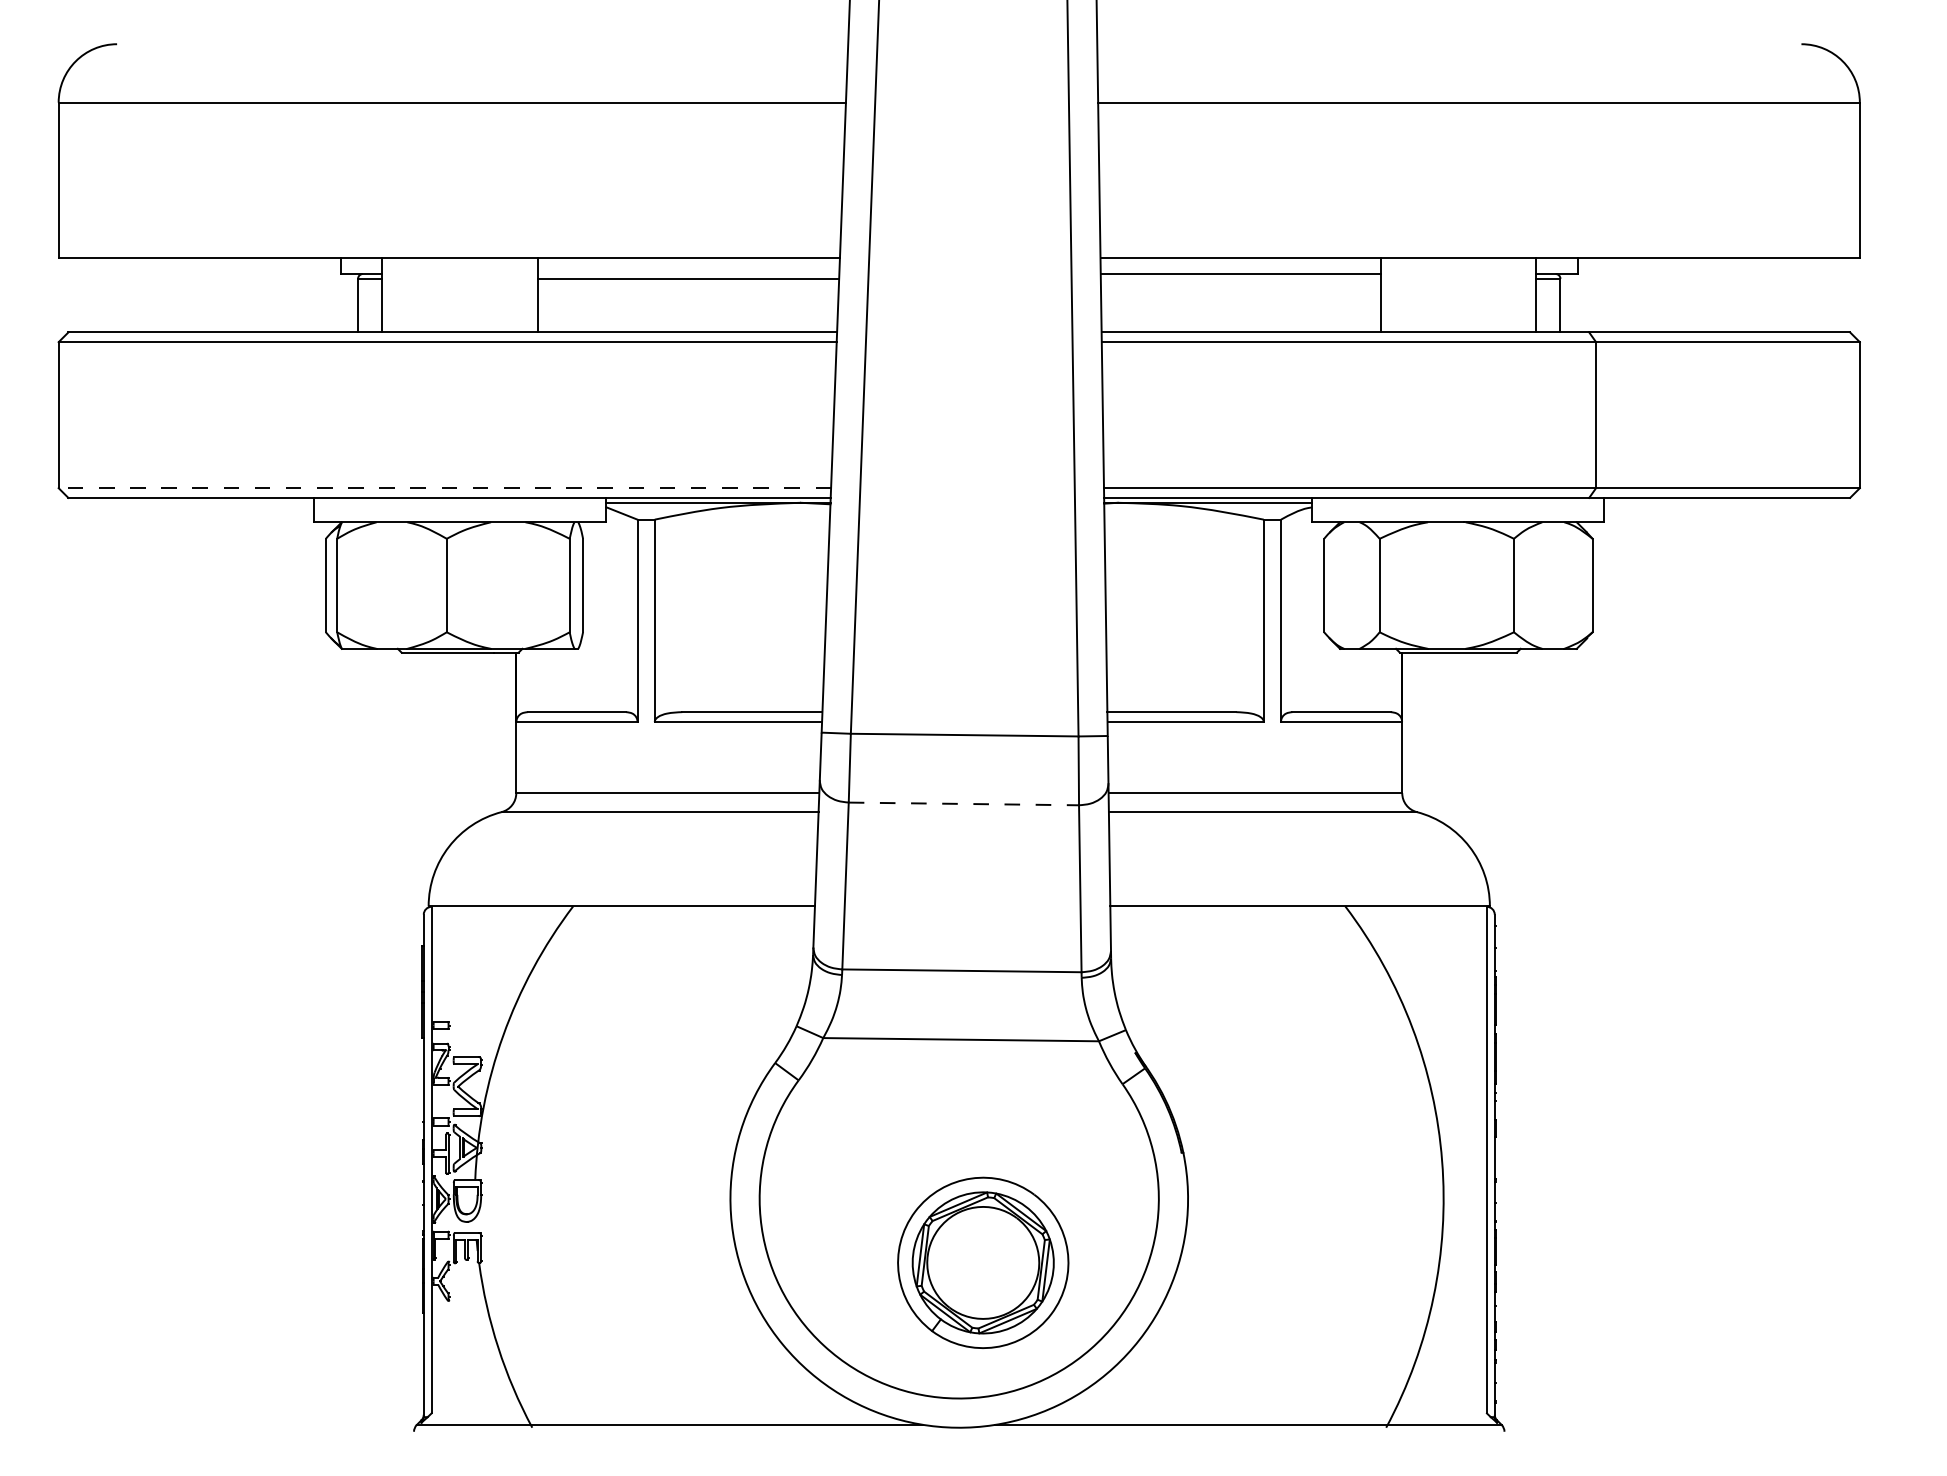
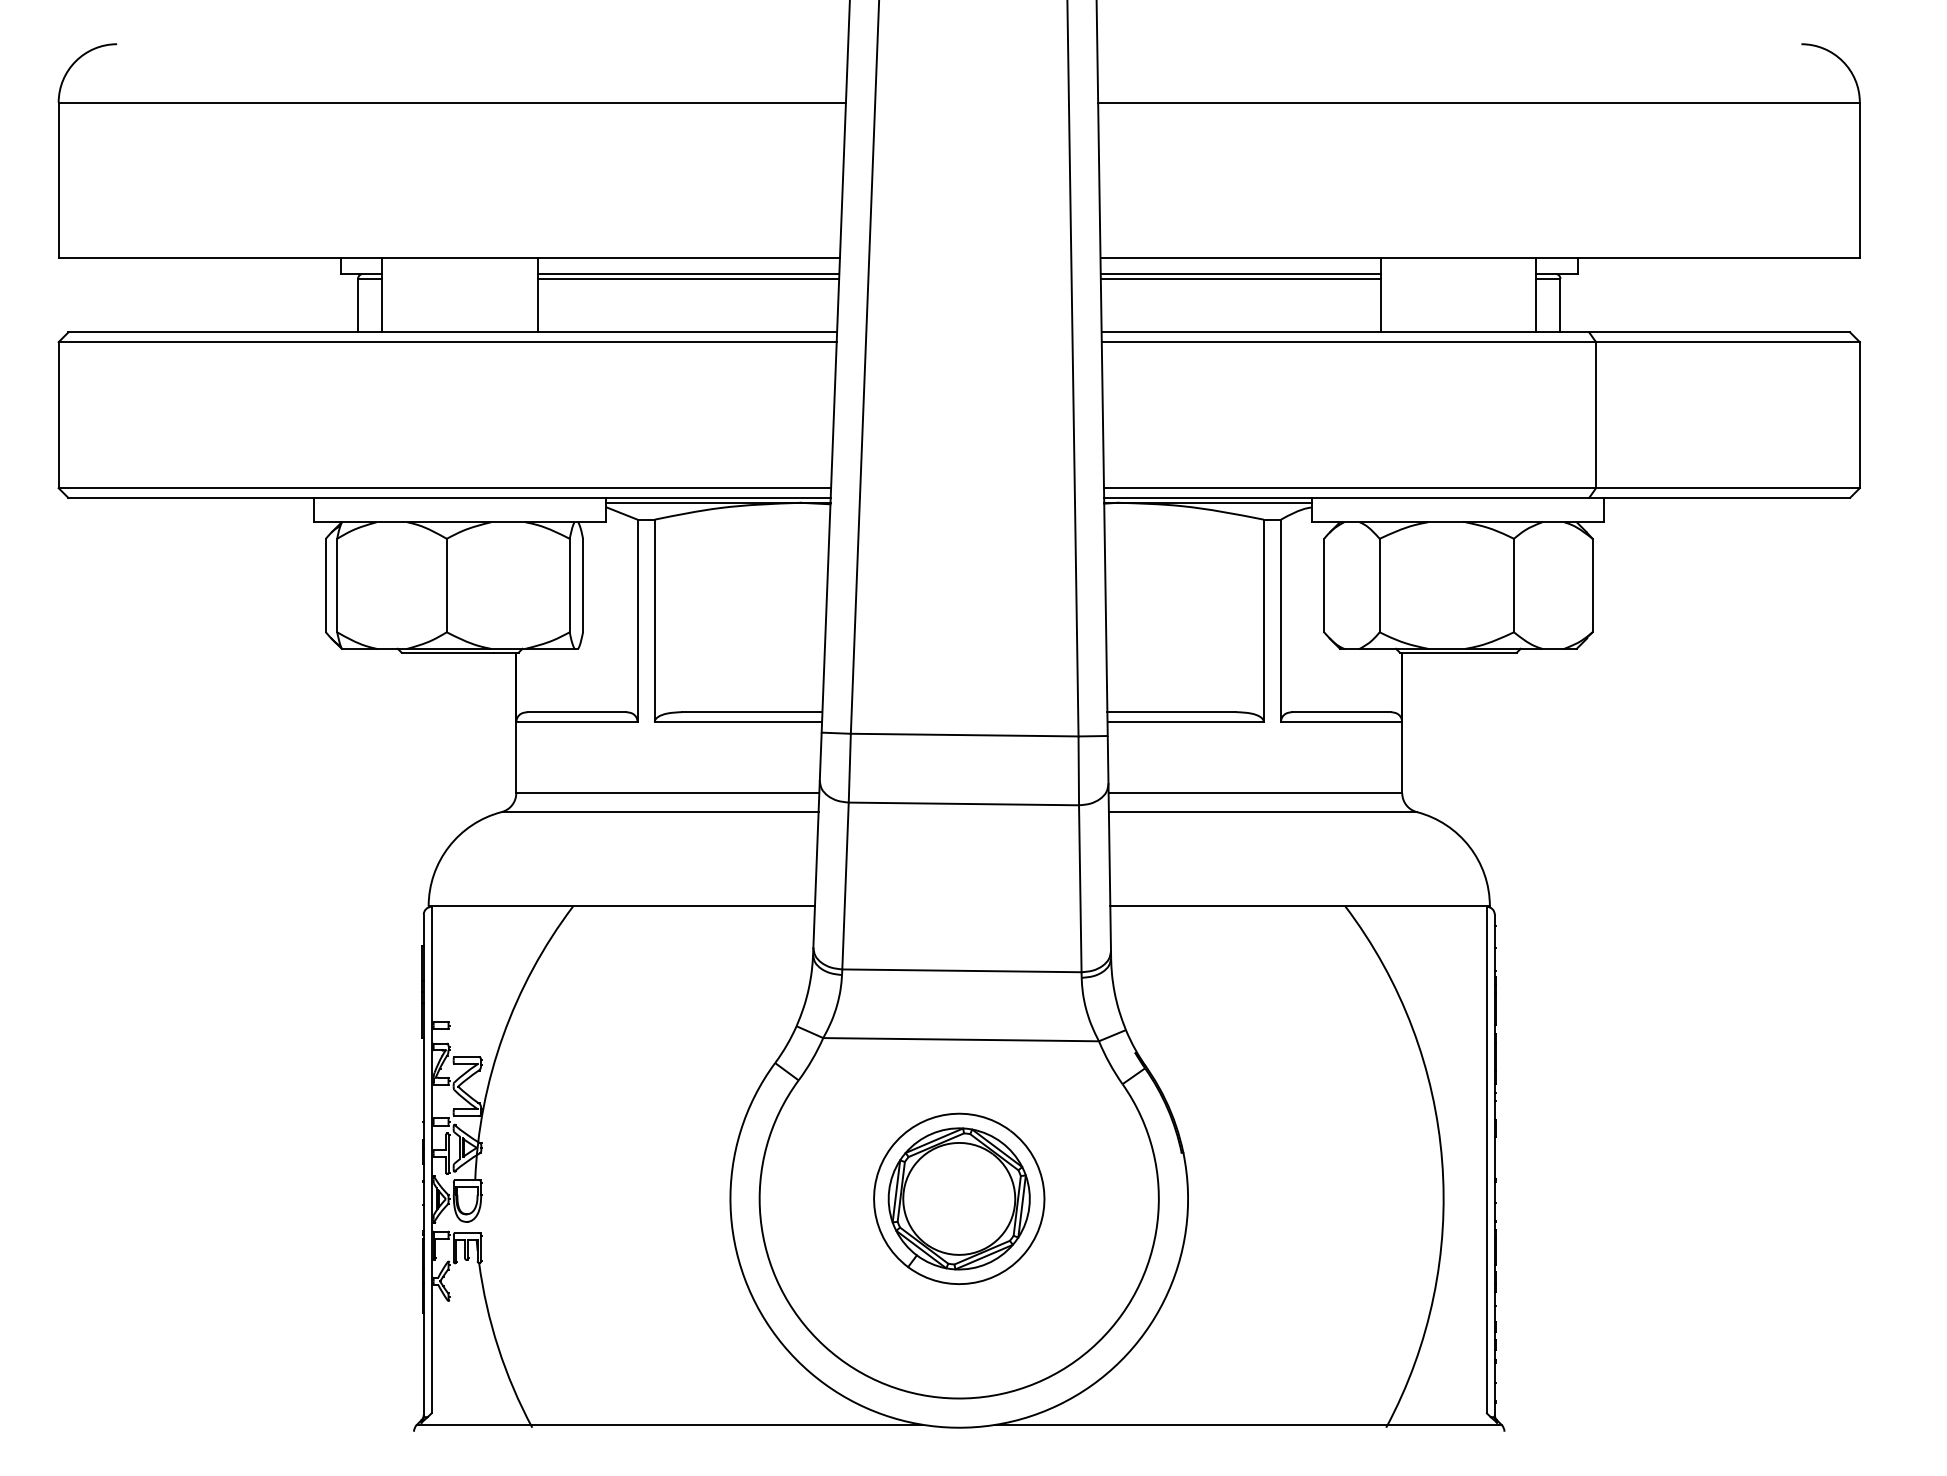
line: none -> present (688, 274)
line: none -> present (1240, 278)
line: dashed -> solid (444, 488)
line: dashed -> solid (964, 803)
part position: (983, 1262) -> (959, 1198) (959, 1198)
